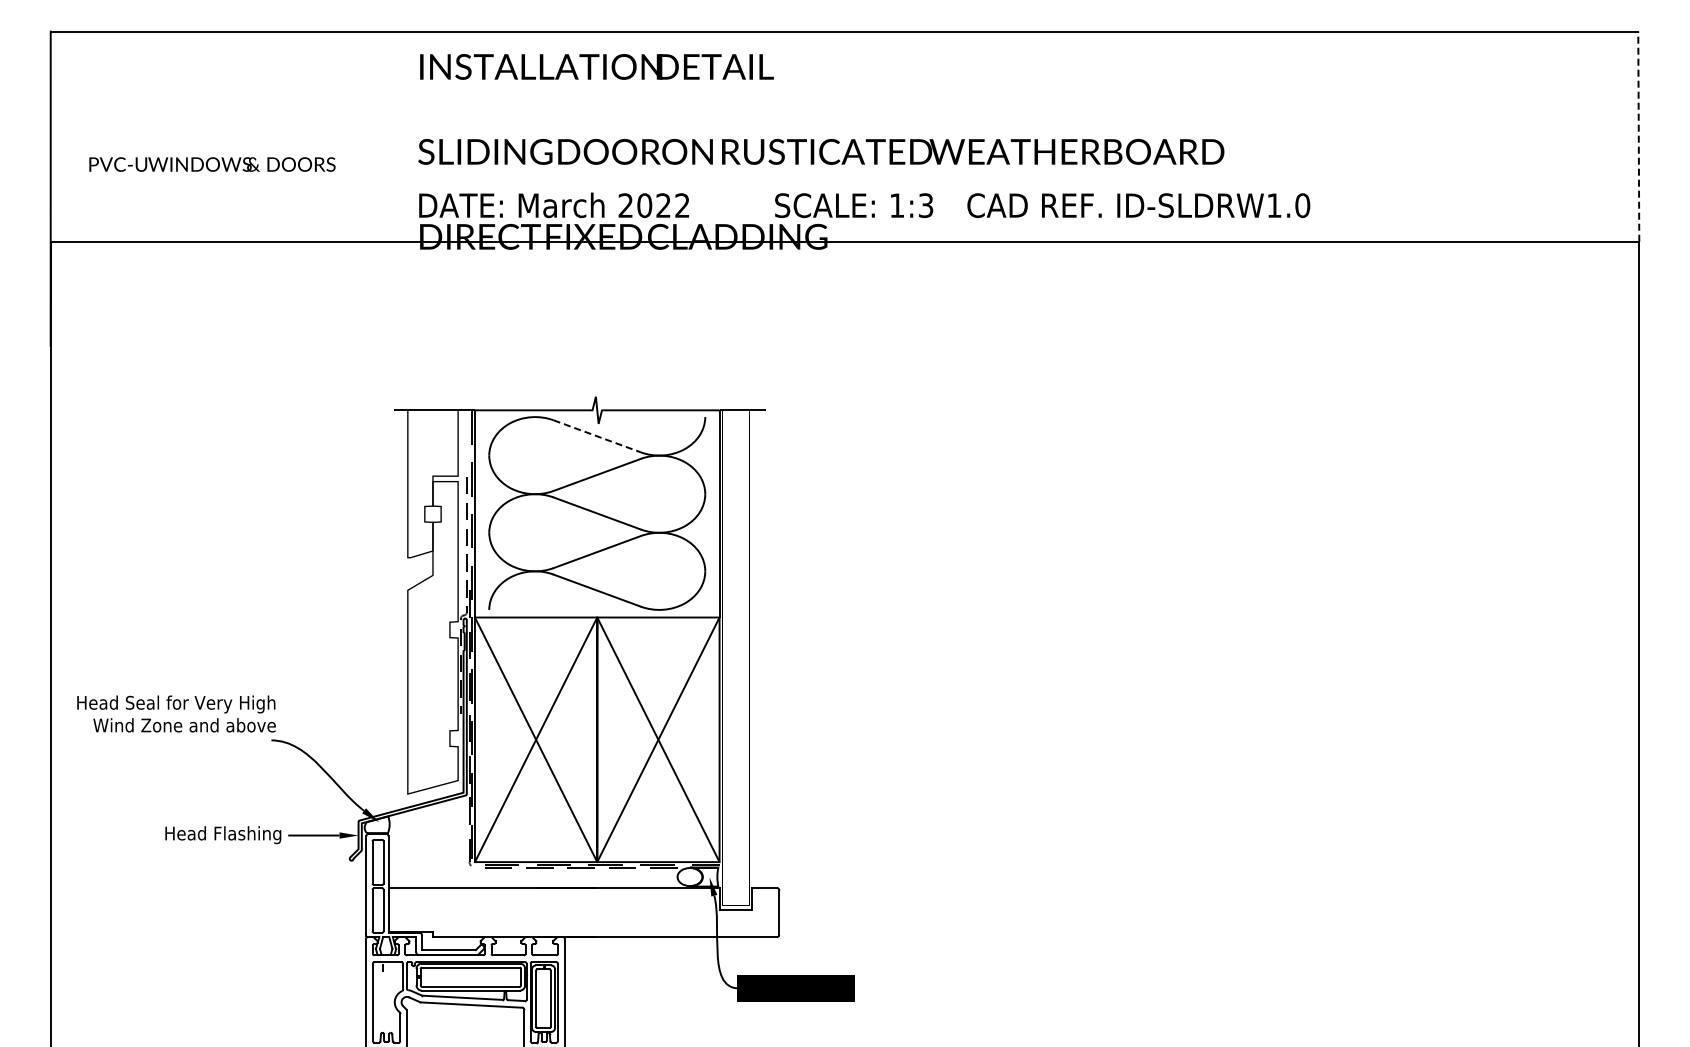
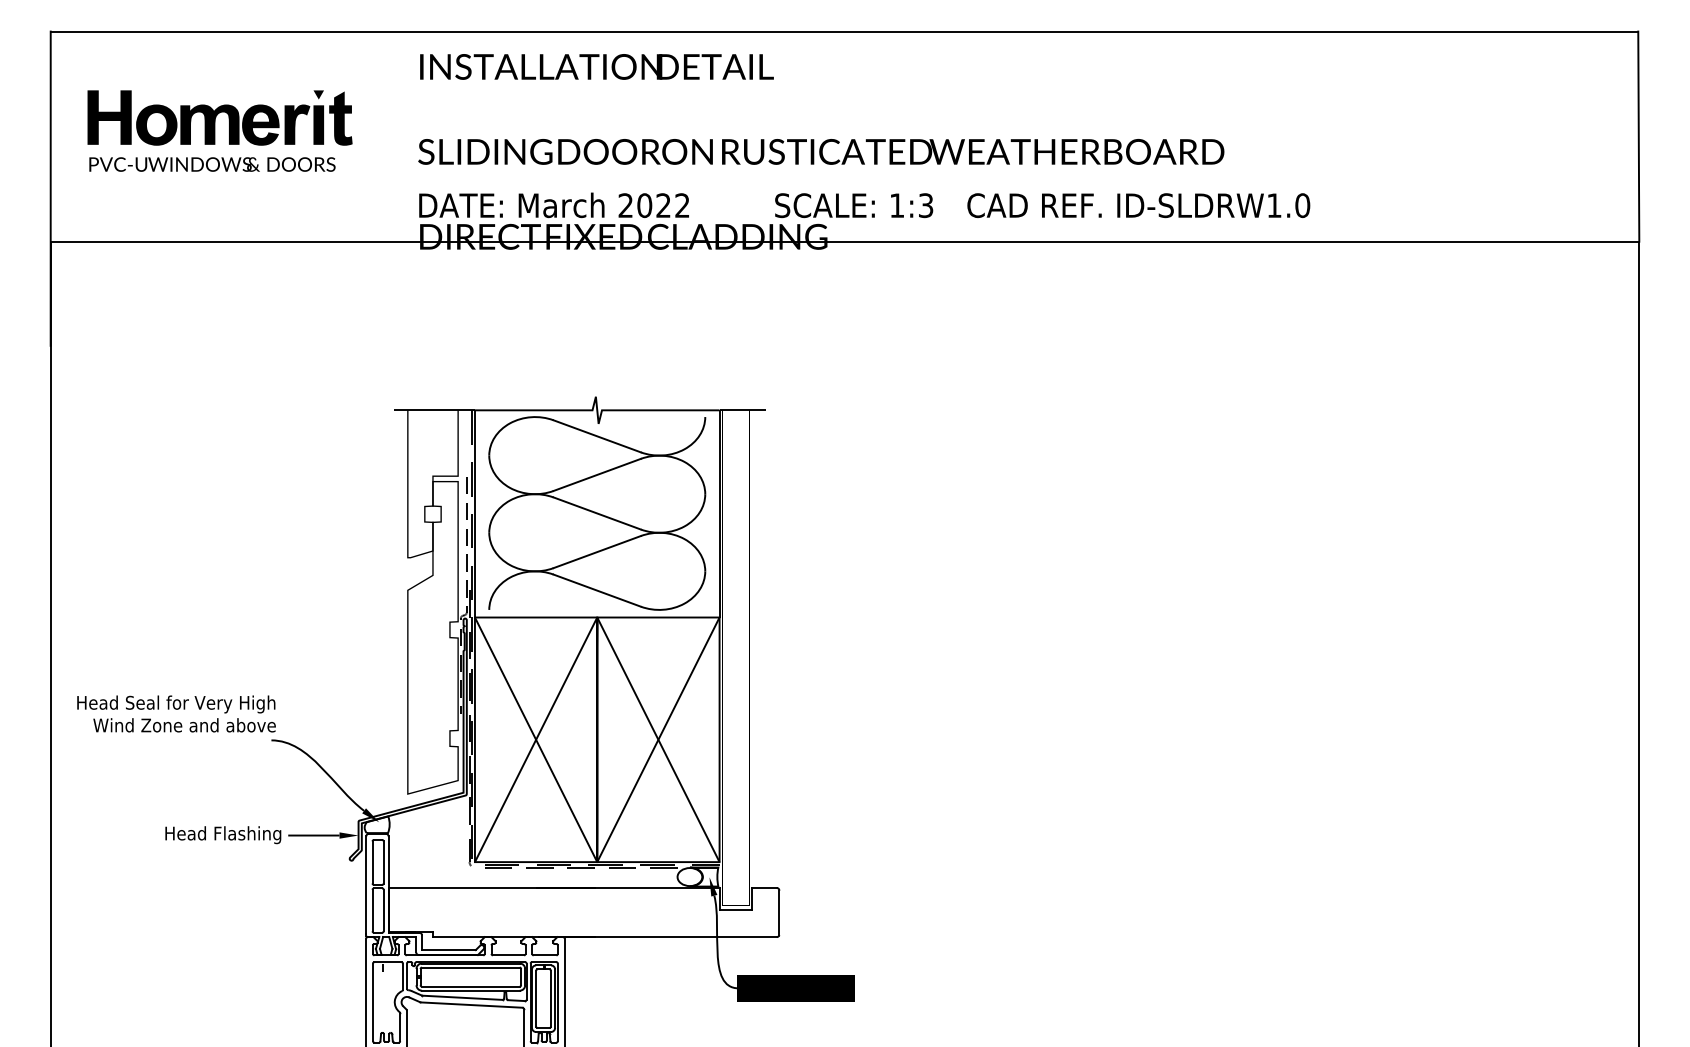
part: none -> present (219, 117)
line: dashed -> solid (1638, 136)
line: dashed -> solid (597, 436)
